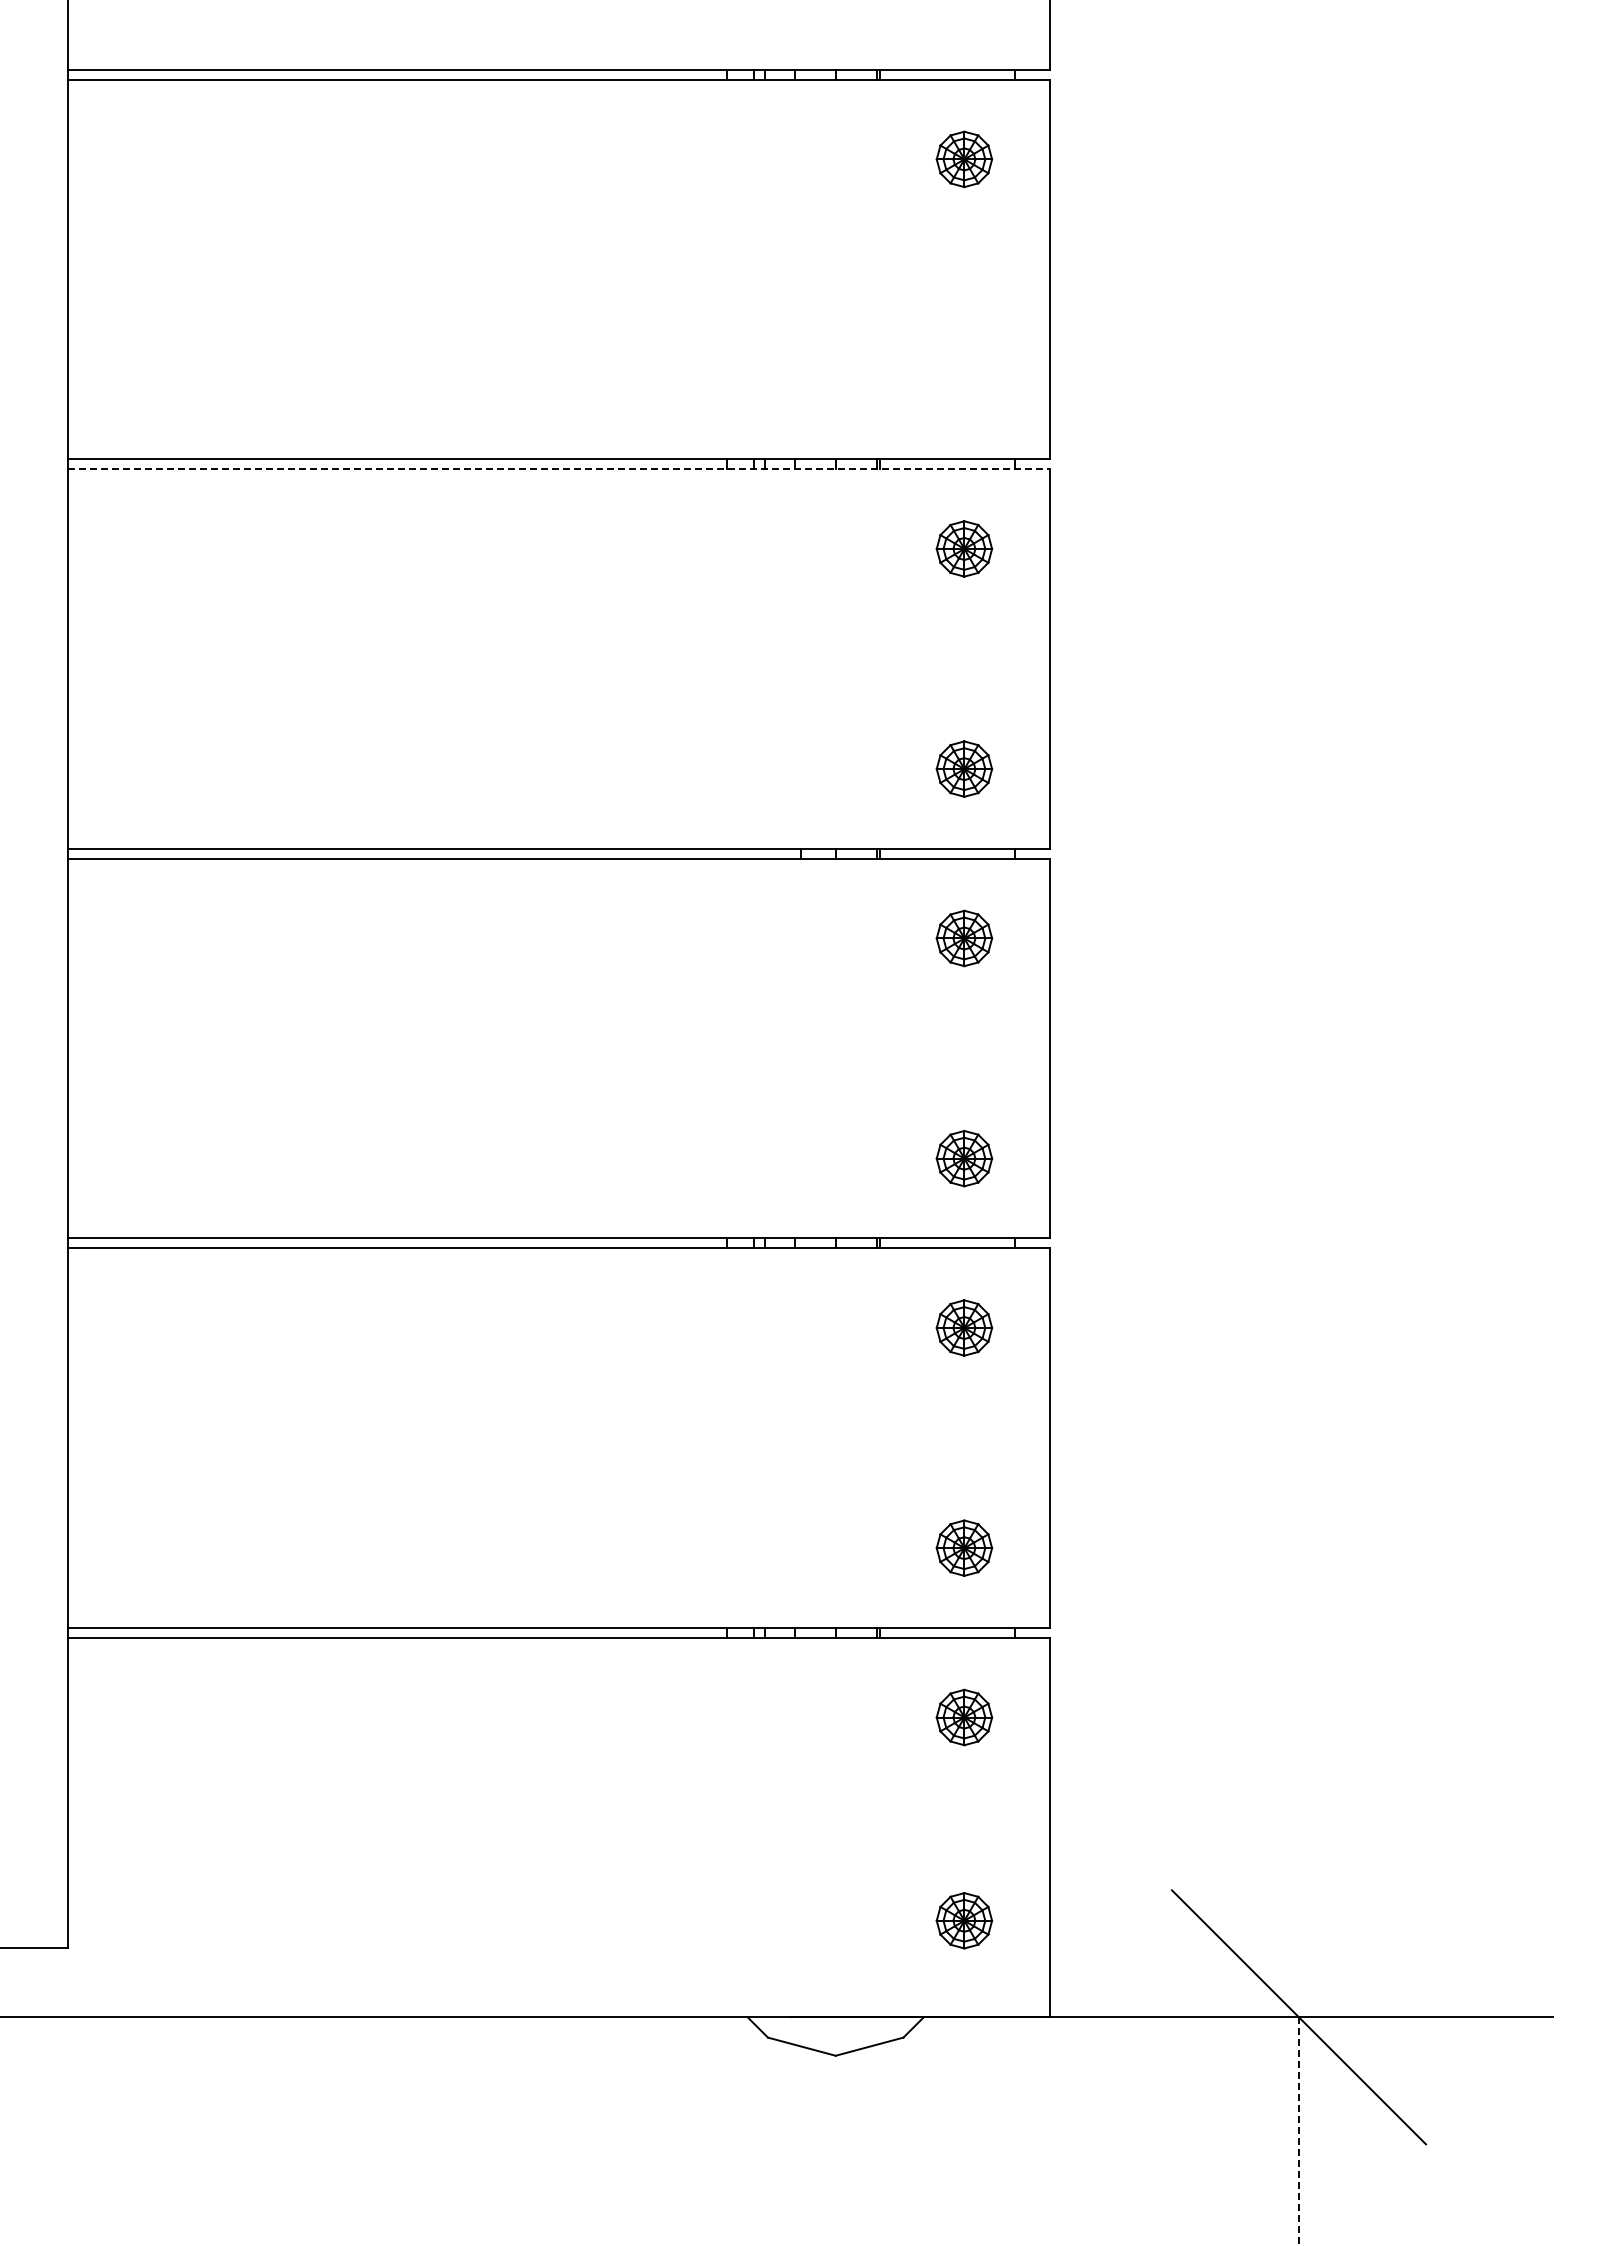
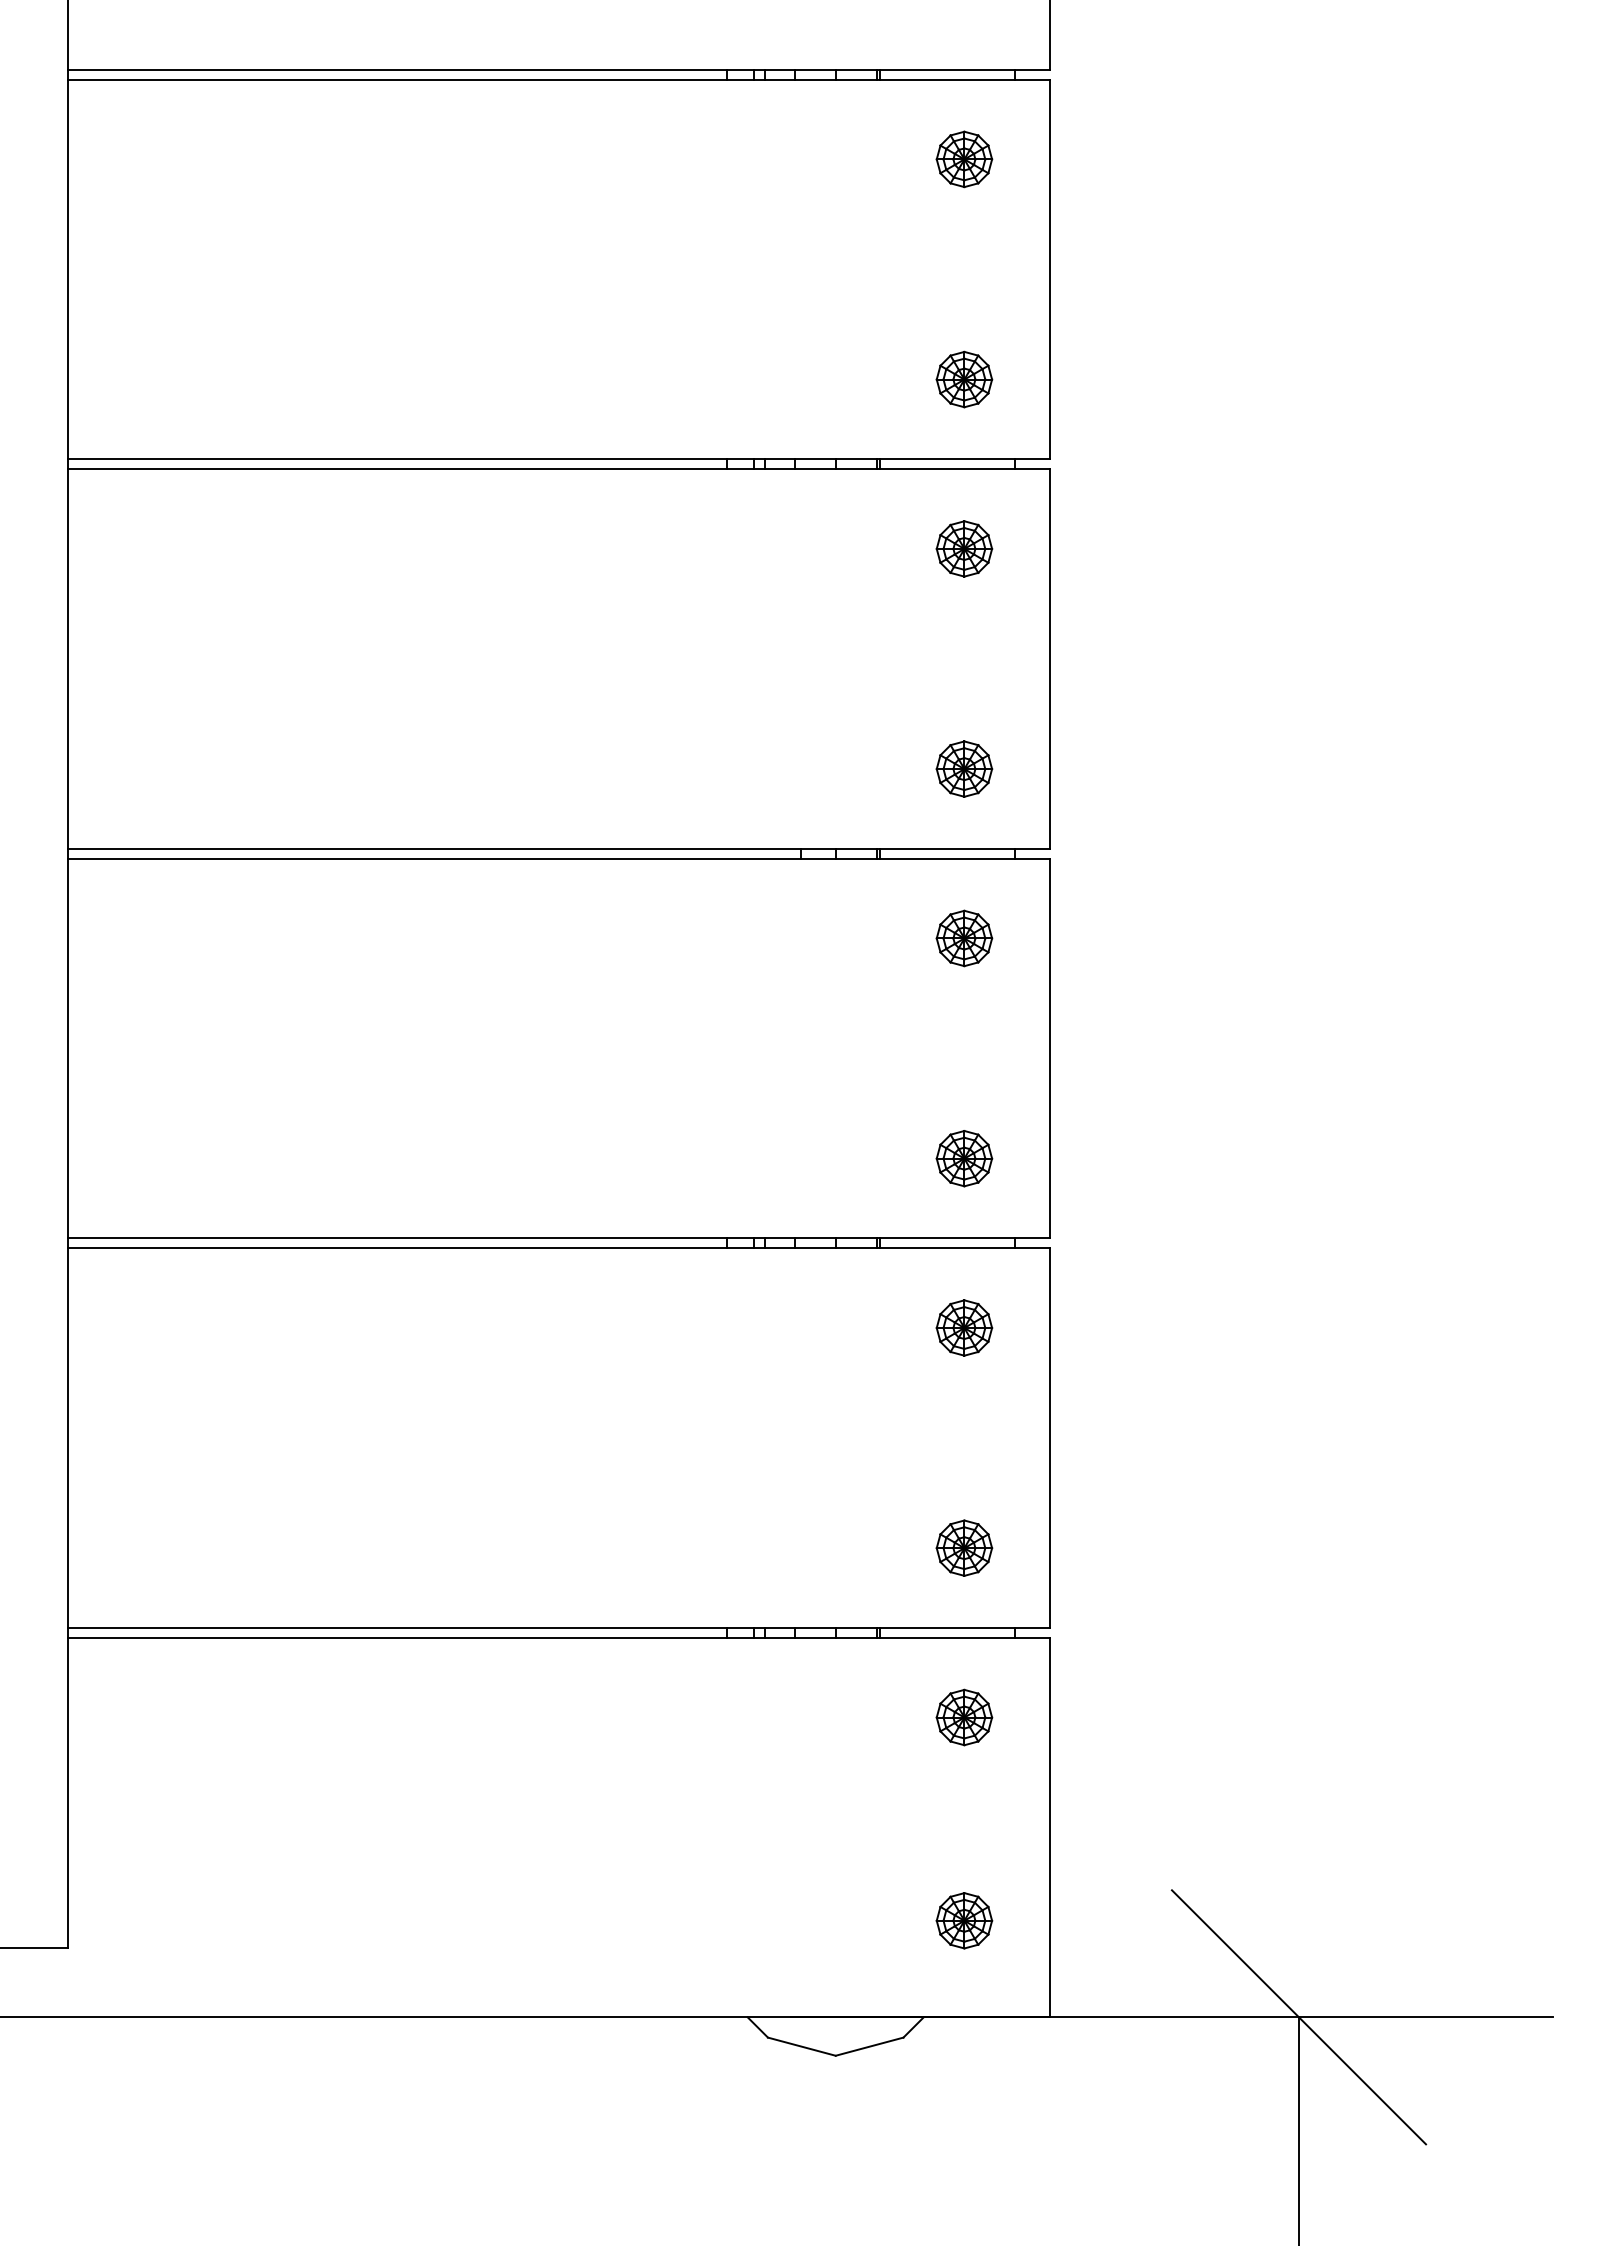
part: none -> present (964, 379)
line: dashed -> solid (559, 469)
line: dashed -> solid (1298, 2131)
